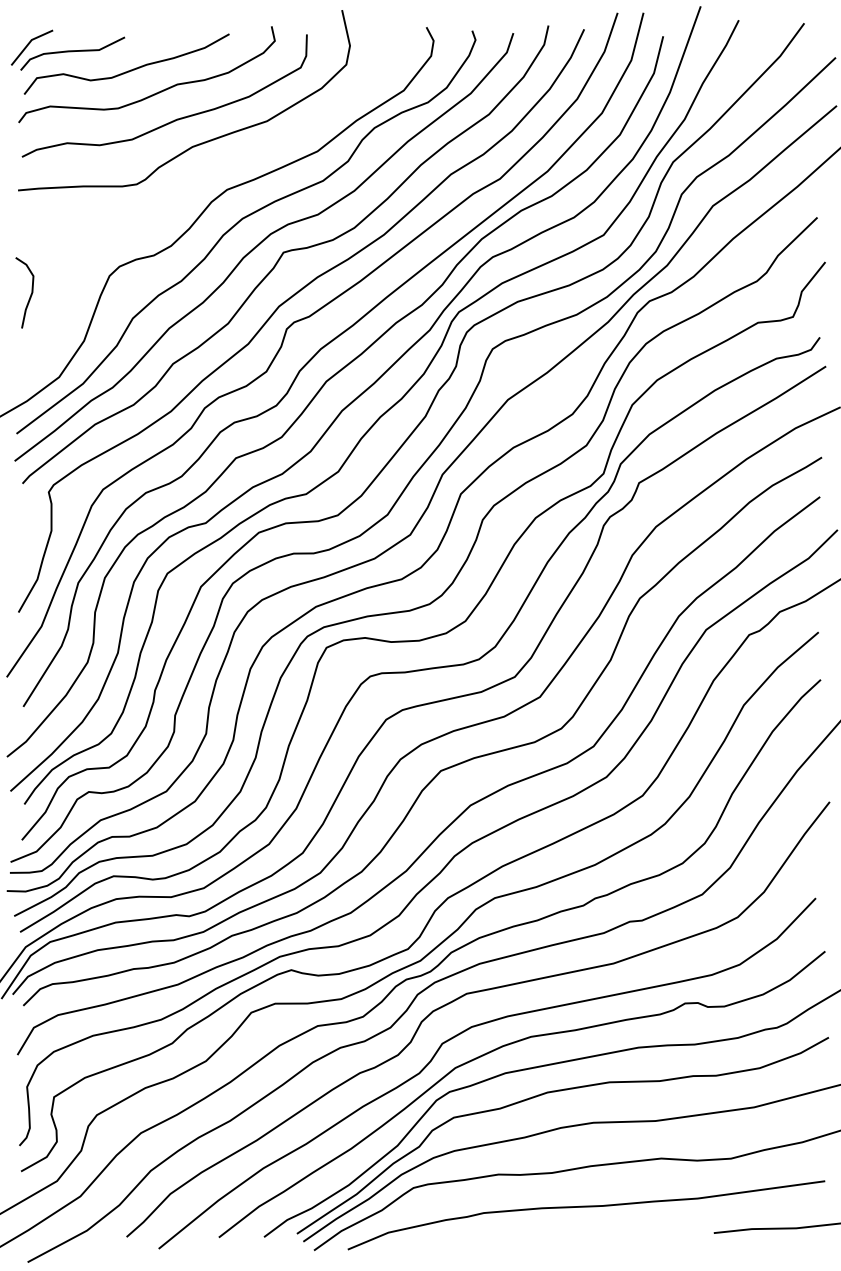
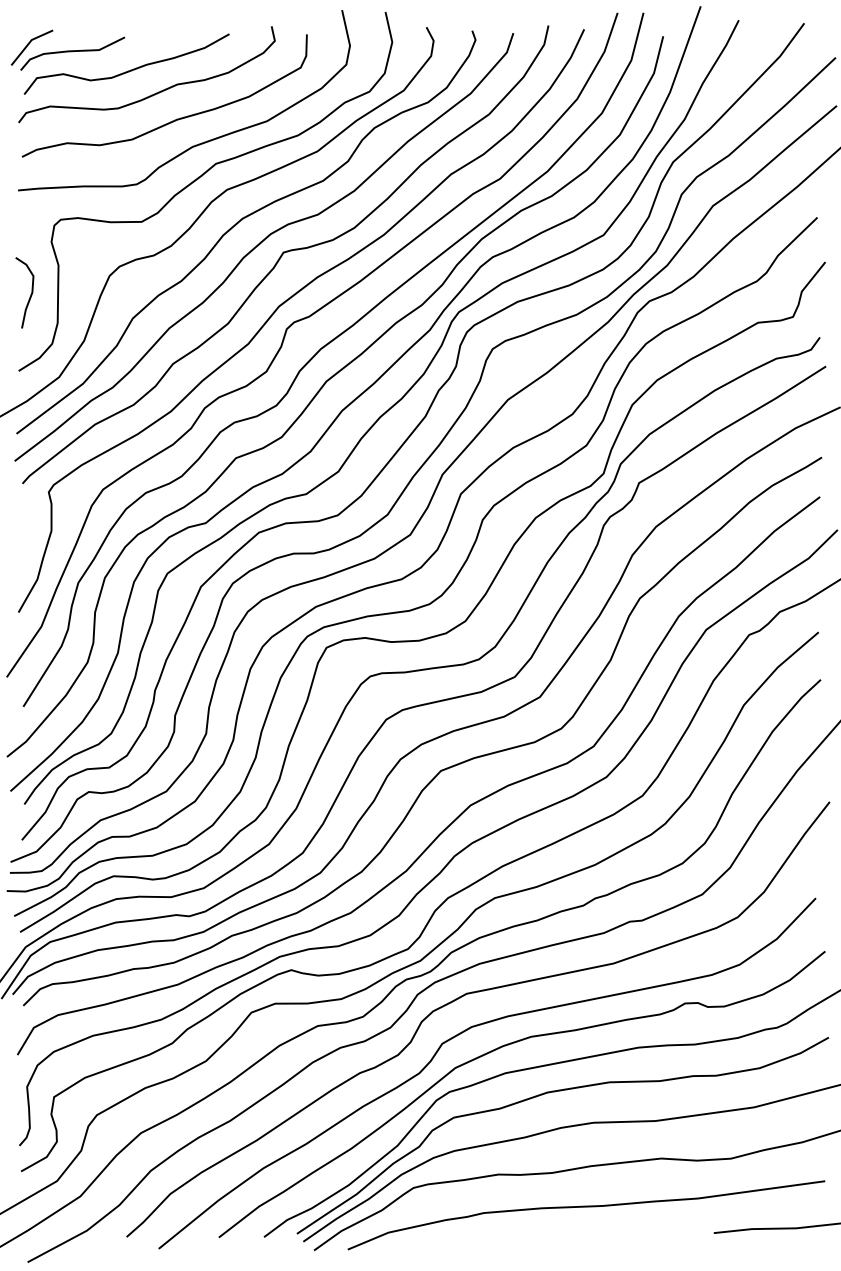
part: none -> present (198, 179)
